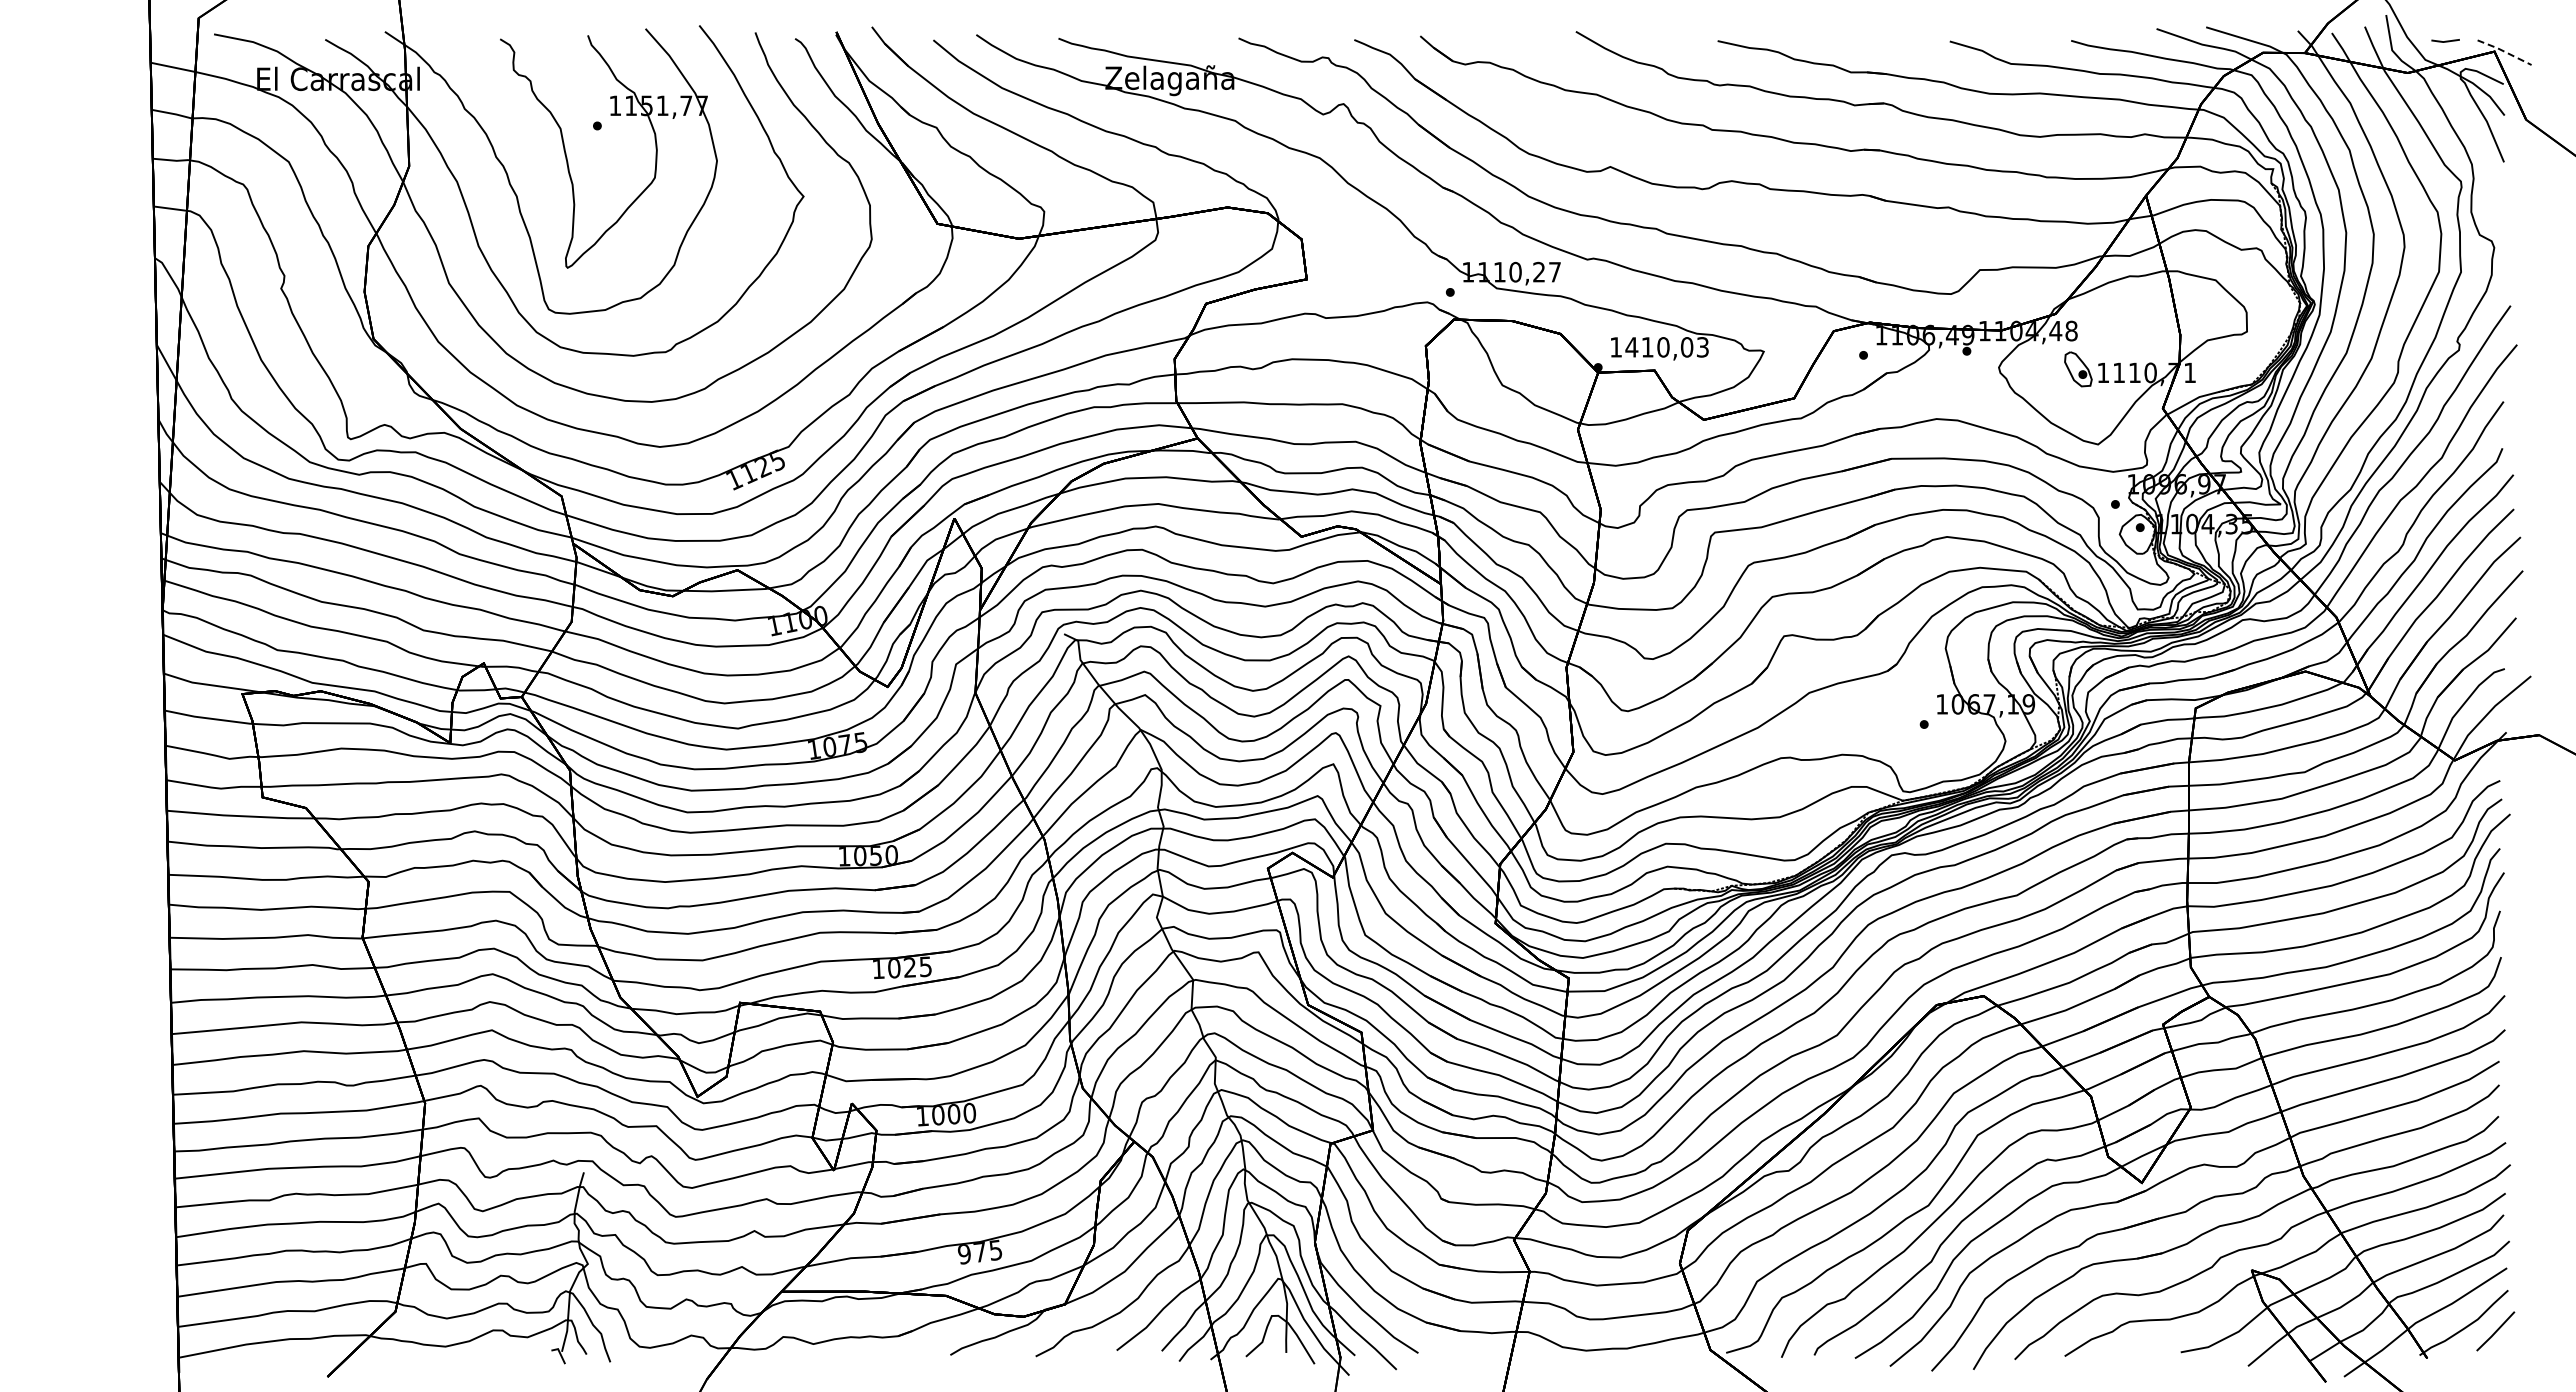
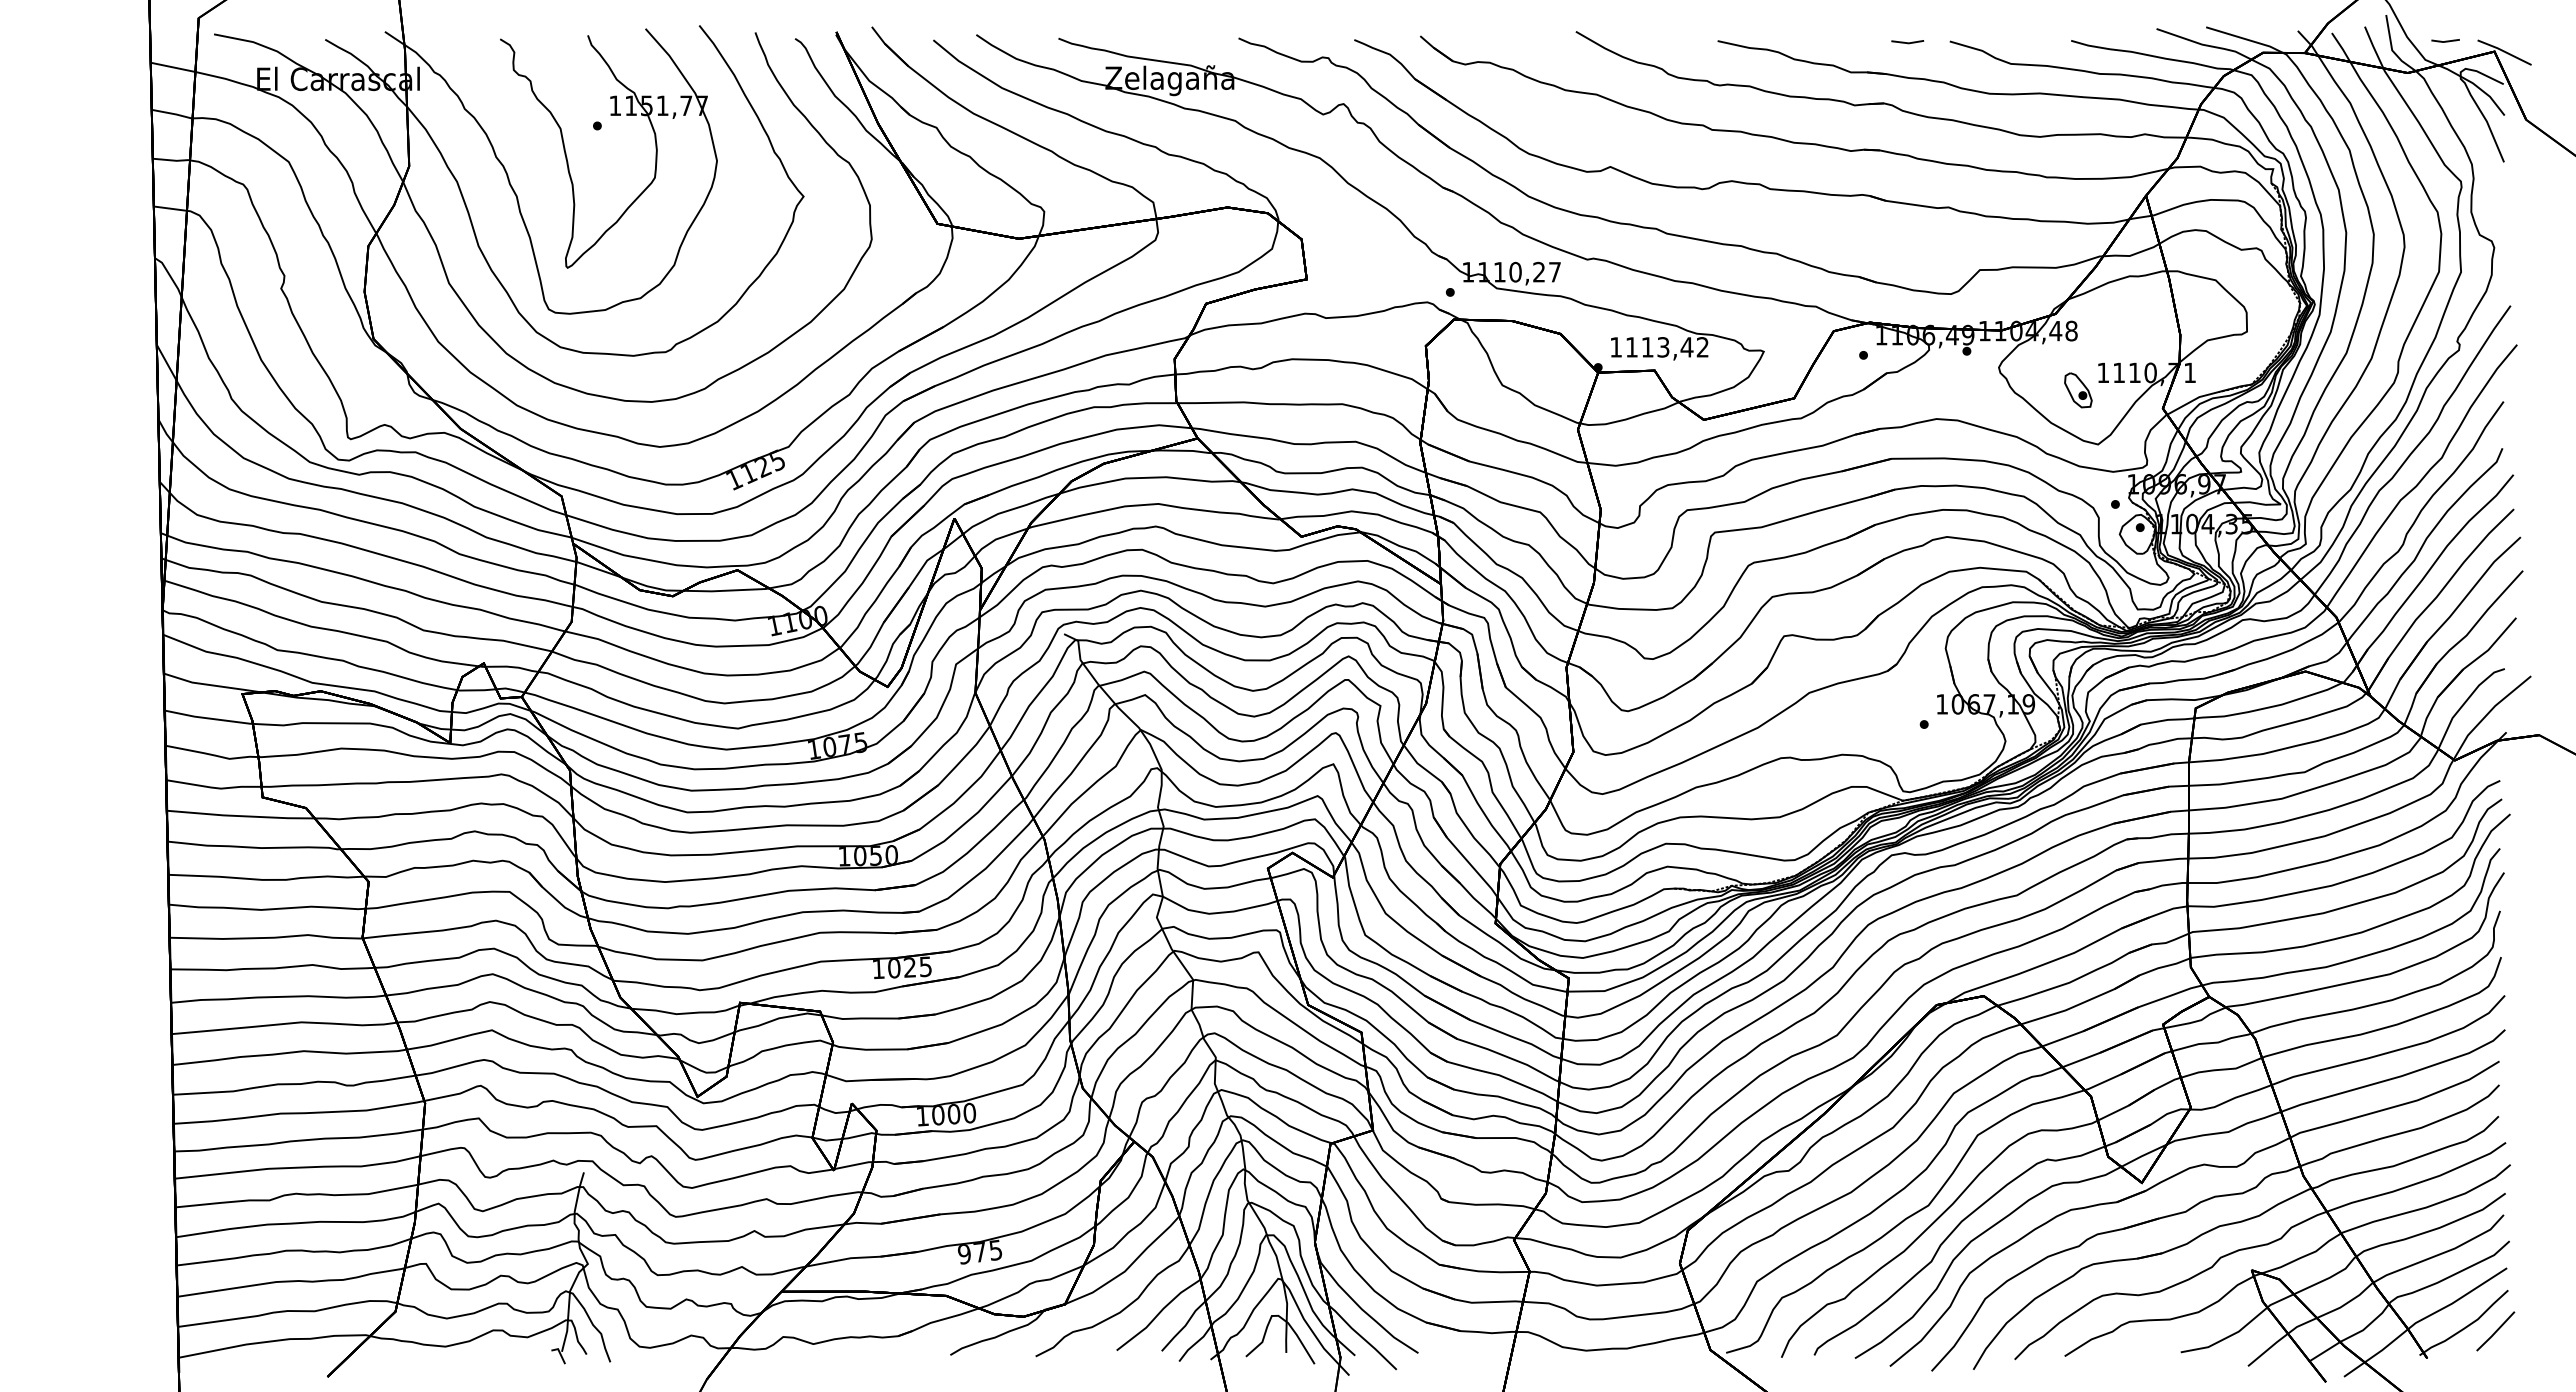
line: none -> present (1907, 42)
line: dashed -> solid (2504, 51)
text: 1410,03 -> 1113,42 (1666, 347)
part position: (2078, 369) -> (2078, 390) (2078, 390)
